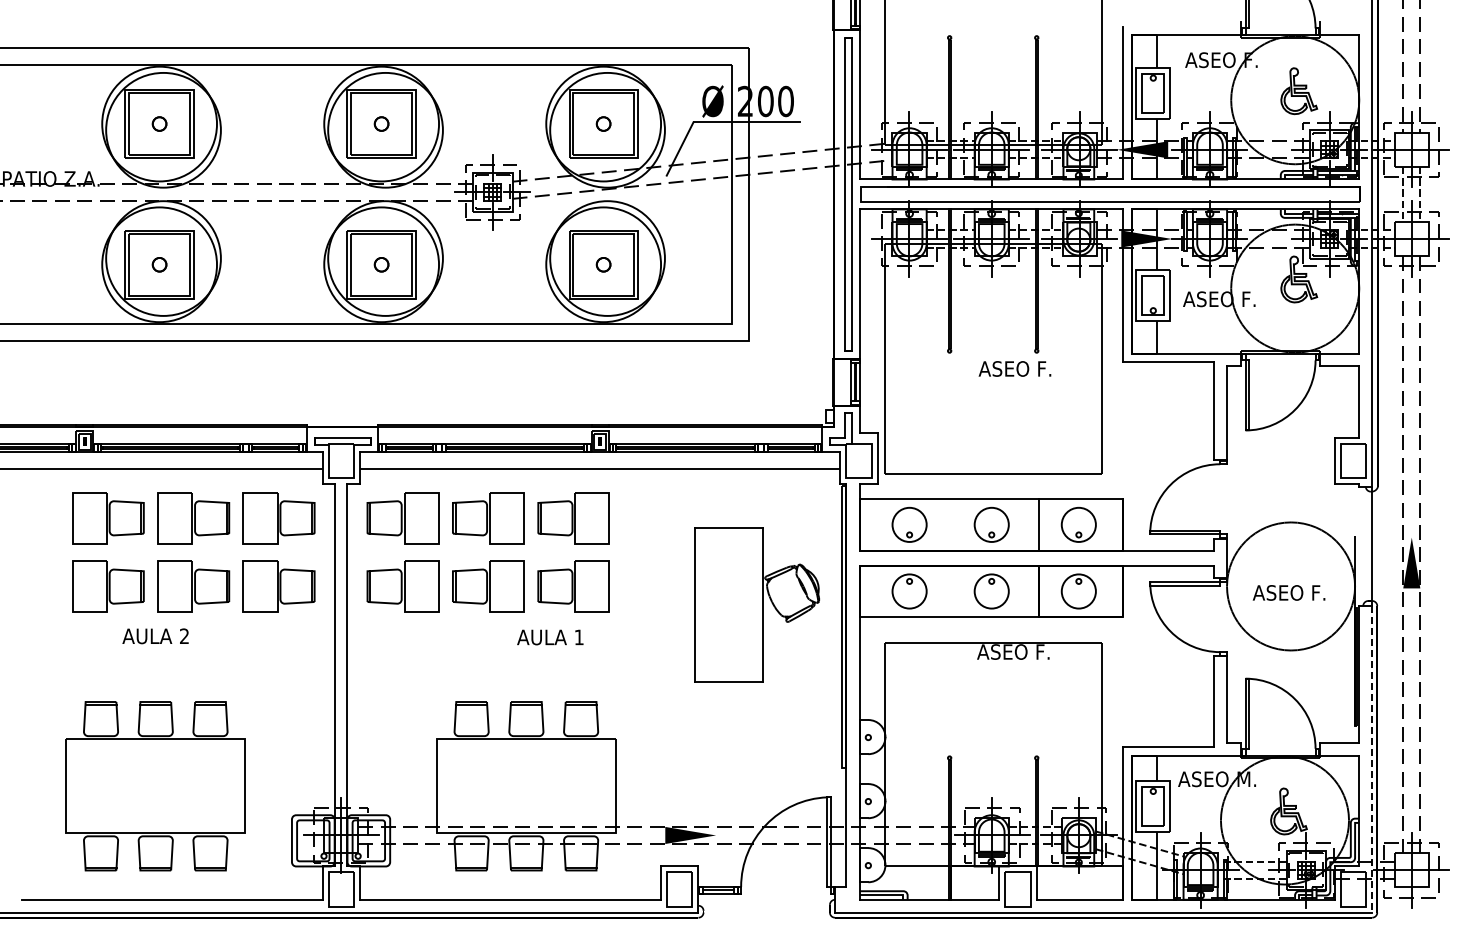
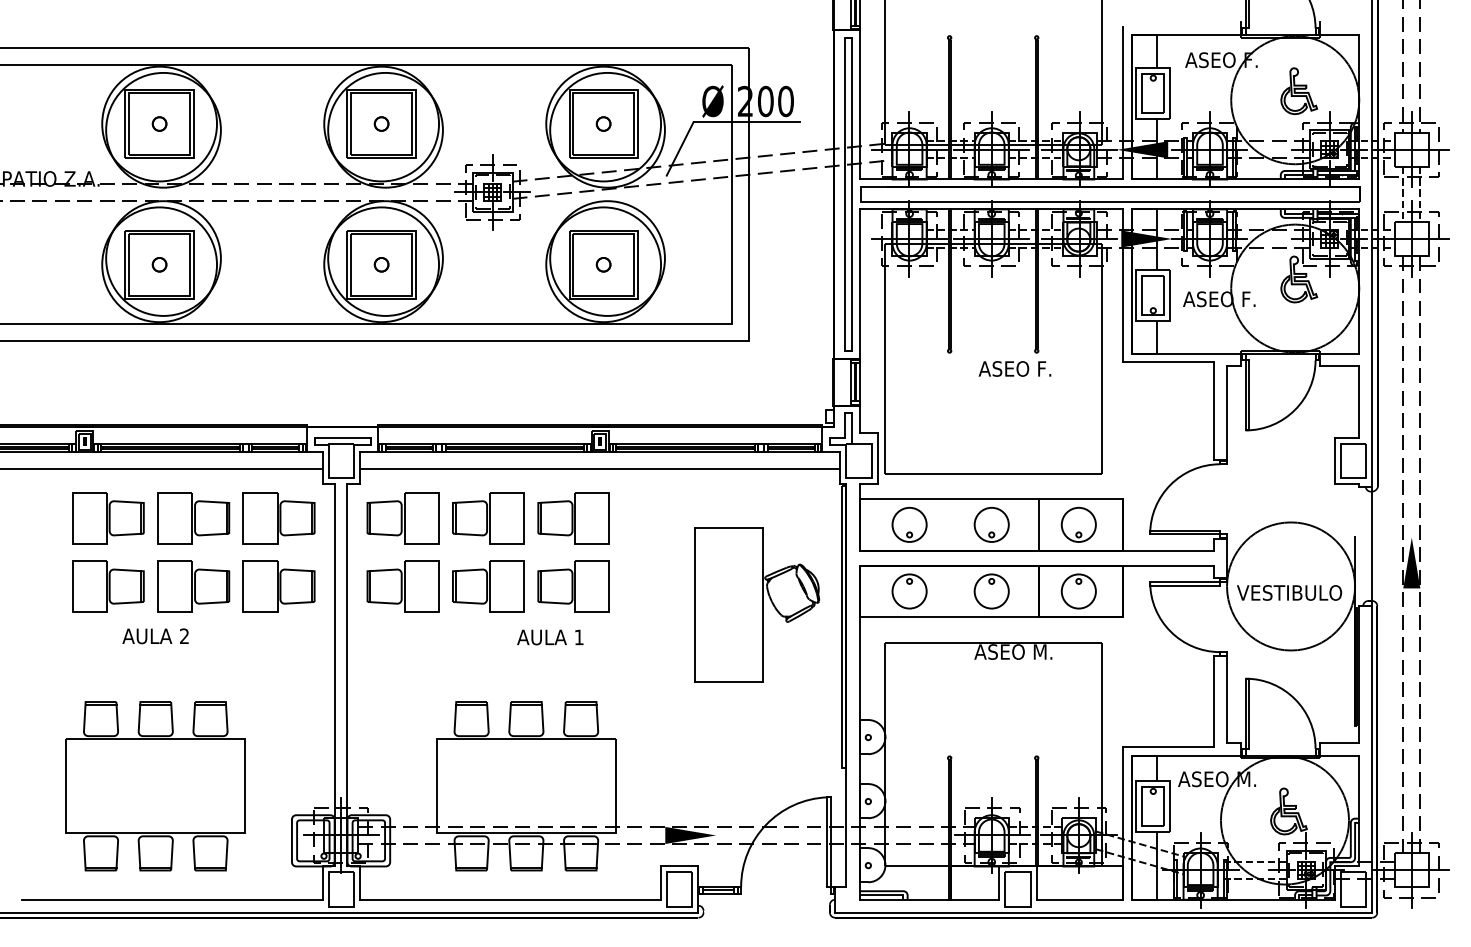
text: ASEO F. -> VESTIBULO (1289, 592)
text: ASEO F. -> ASEO M. (1013, 651)
line: dashed -> solid (1372, 759)
